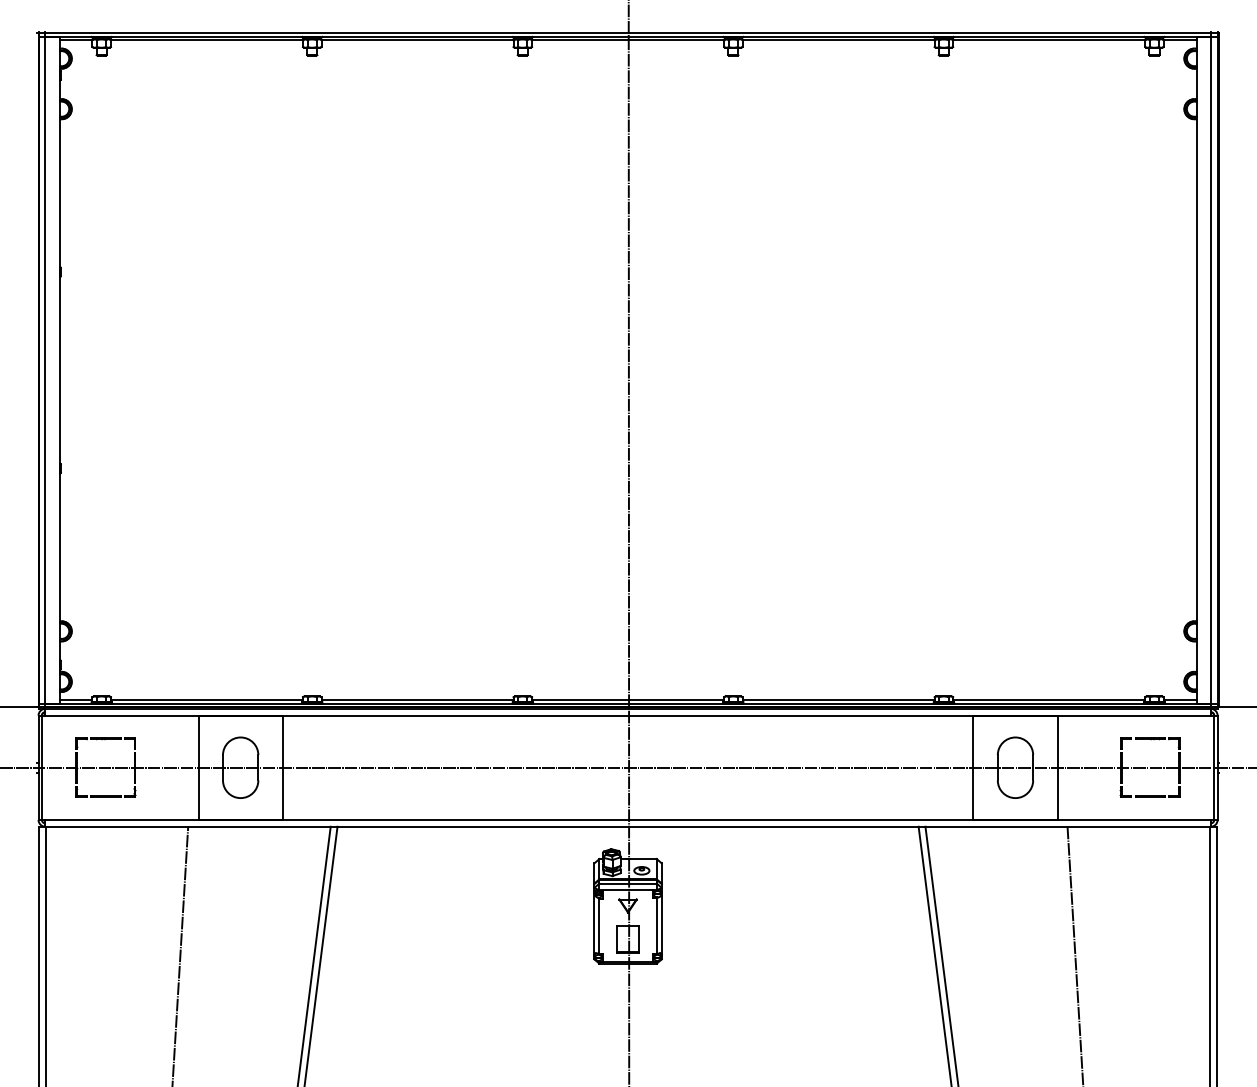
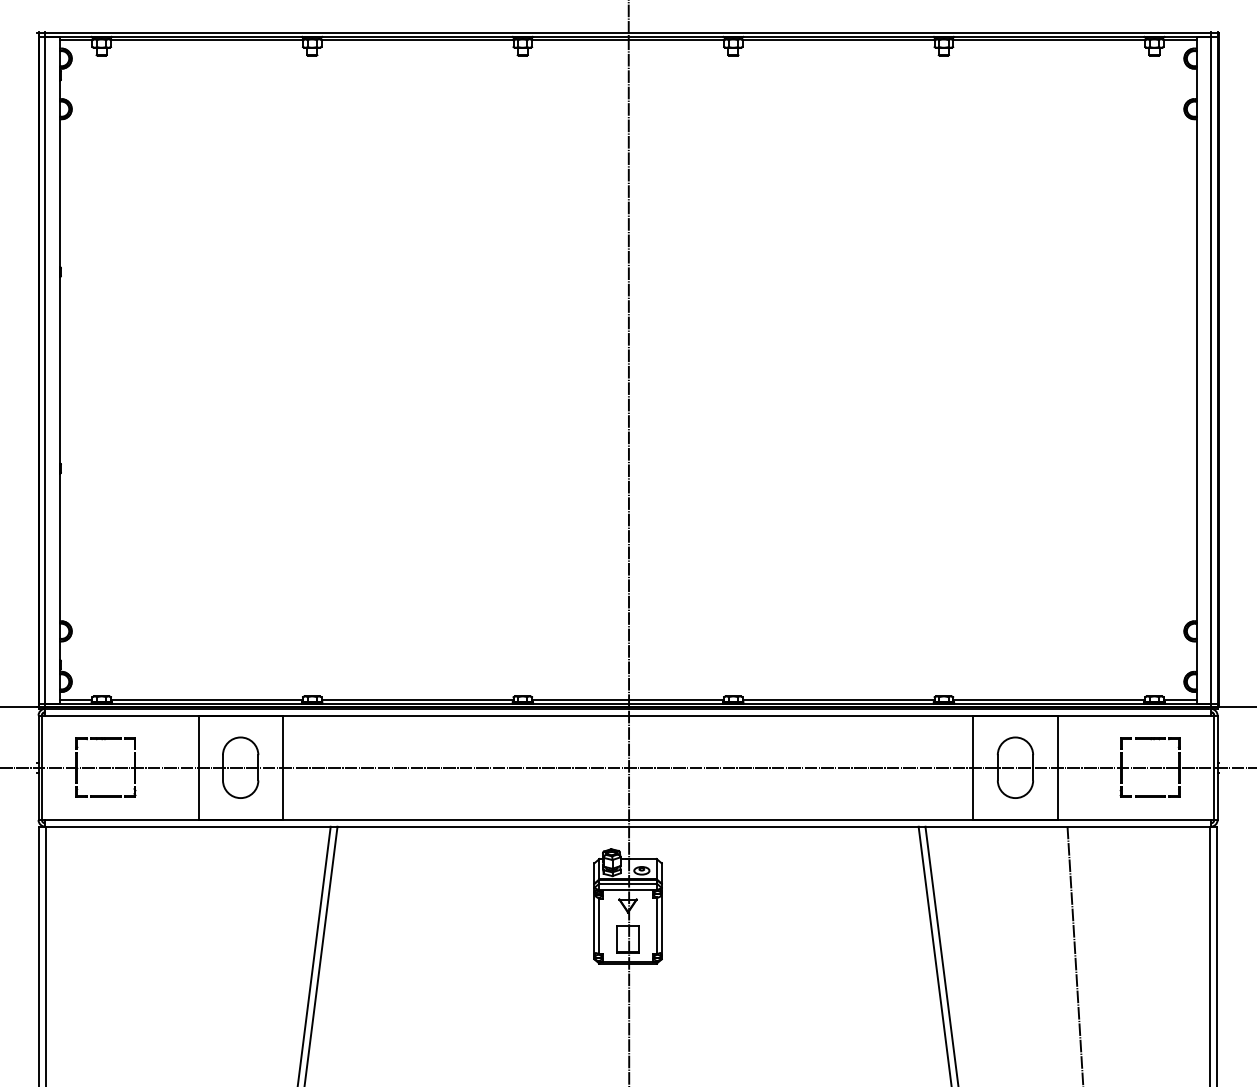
line: present -> none (180, 954)
